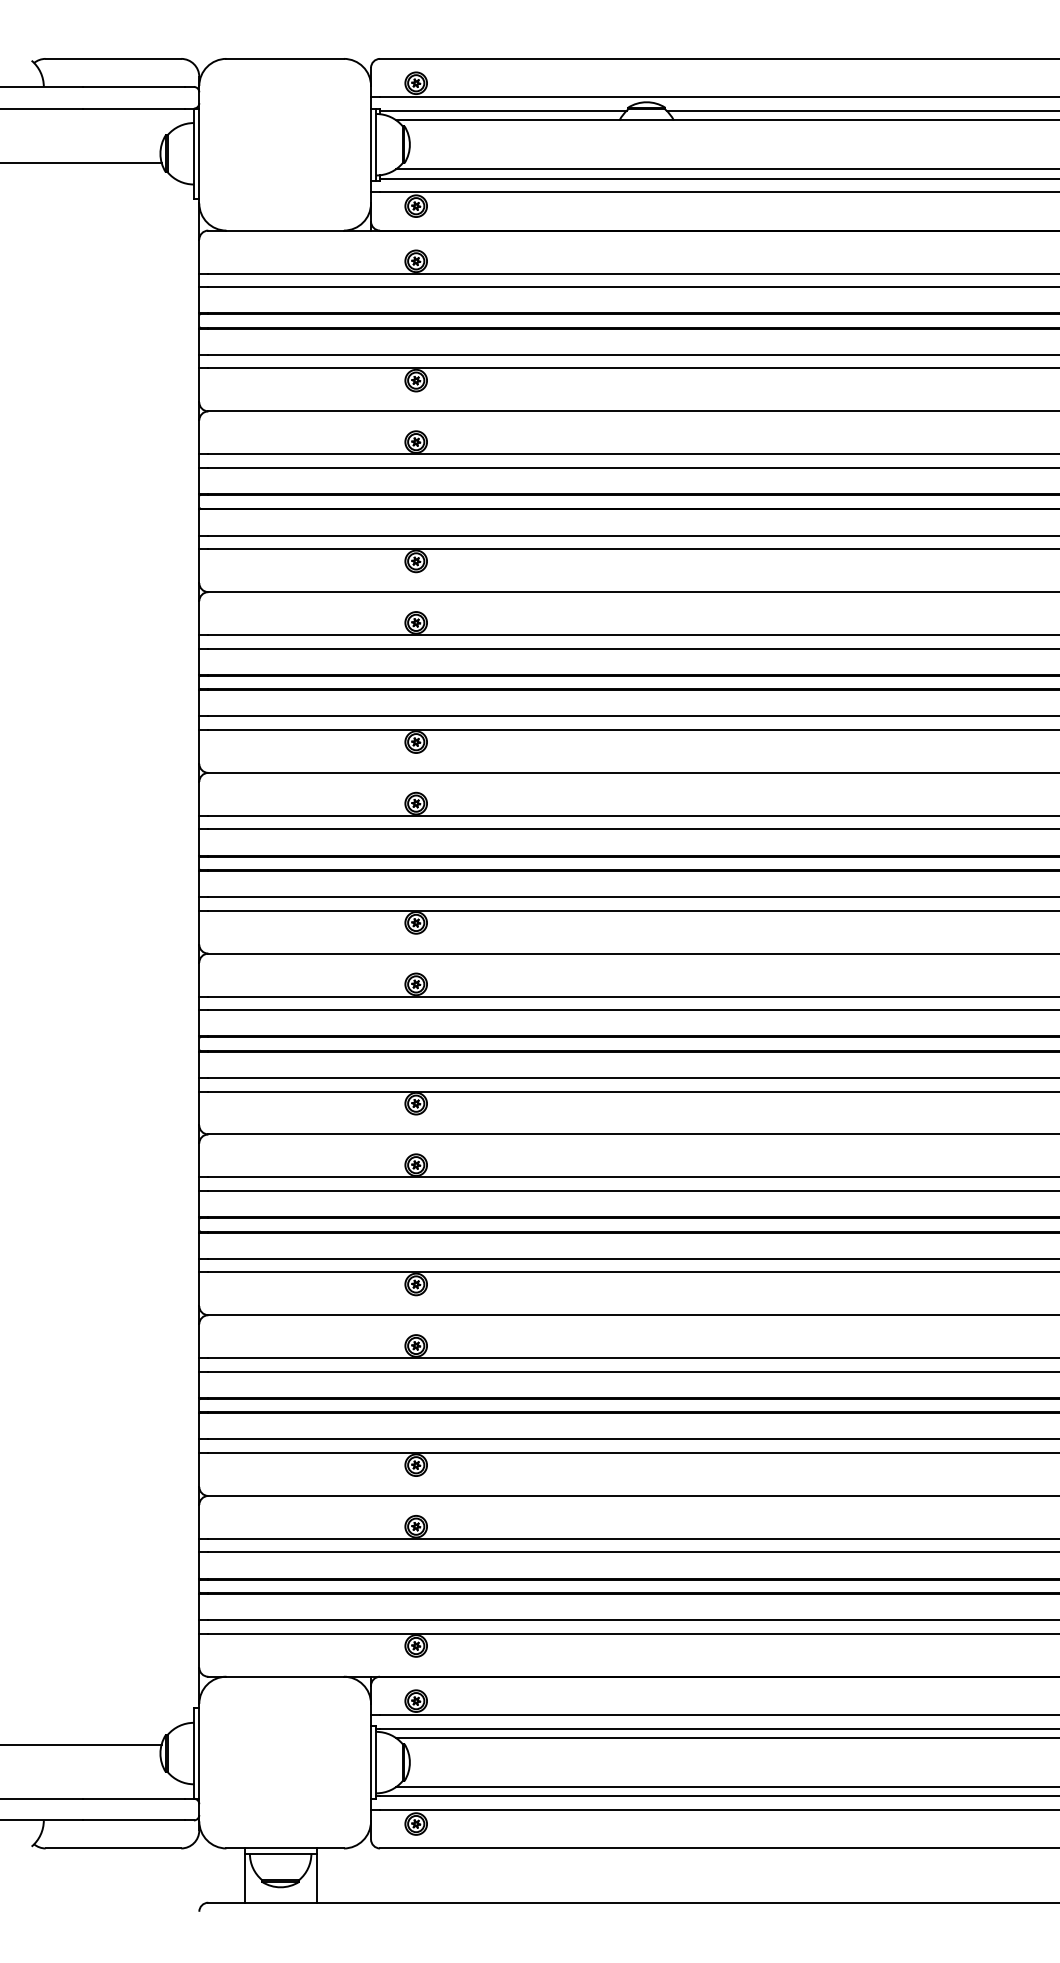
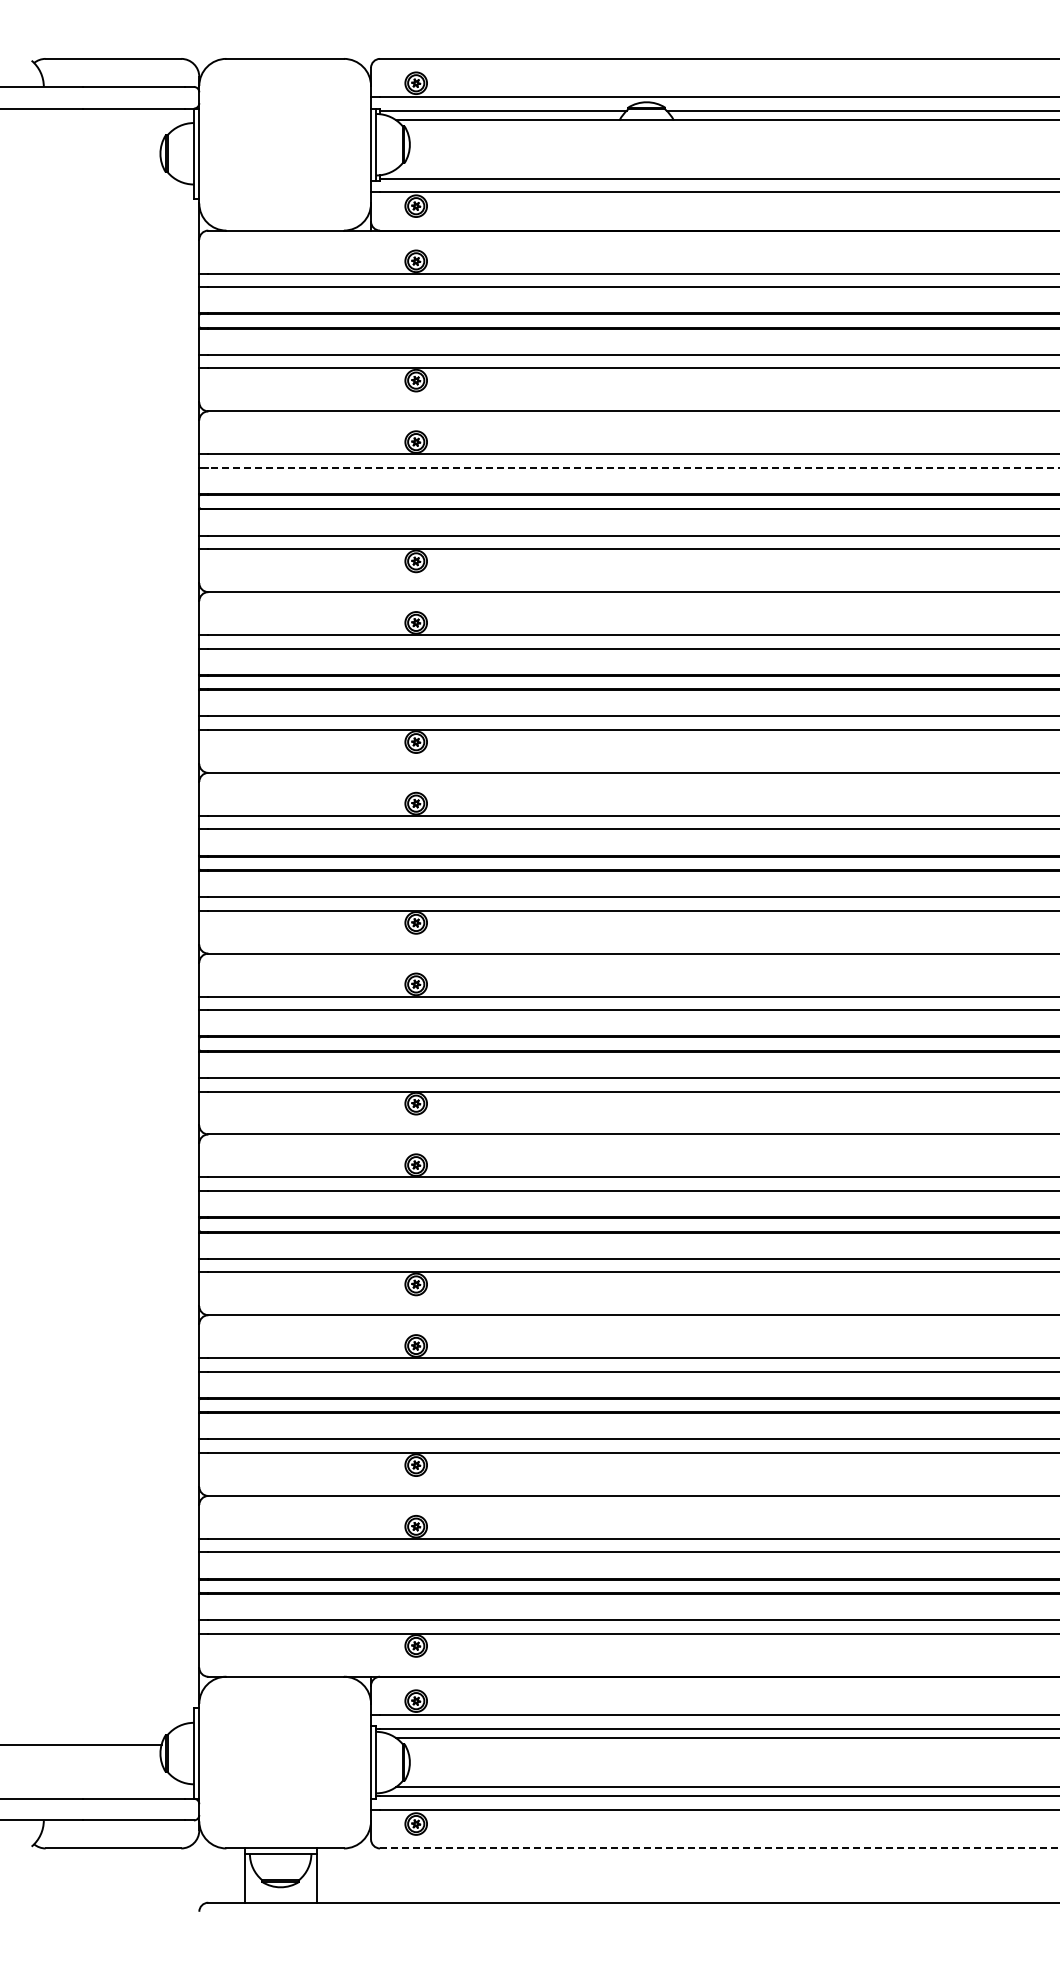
line: present -> none (81, 162)
line: present -> none (726, 169)
line: solid -> dashed (633, 467)
line: solid -> dashed (719, 1848)
